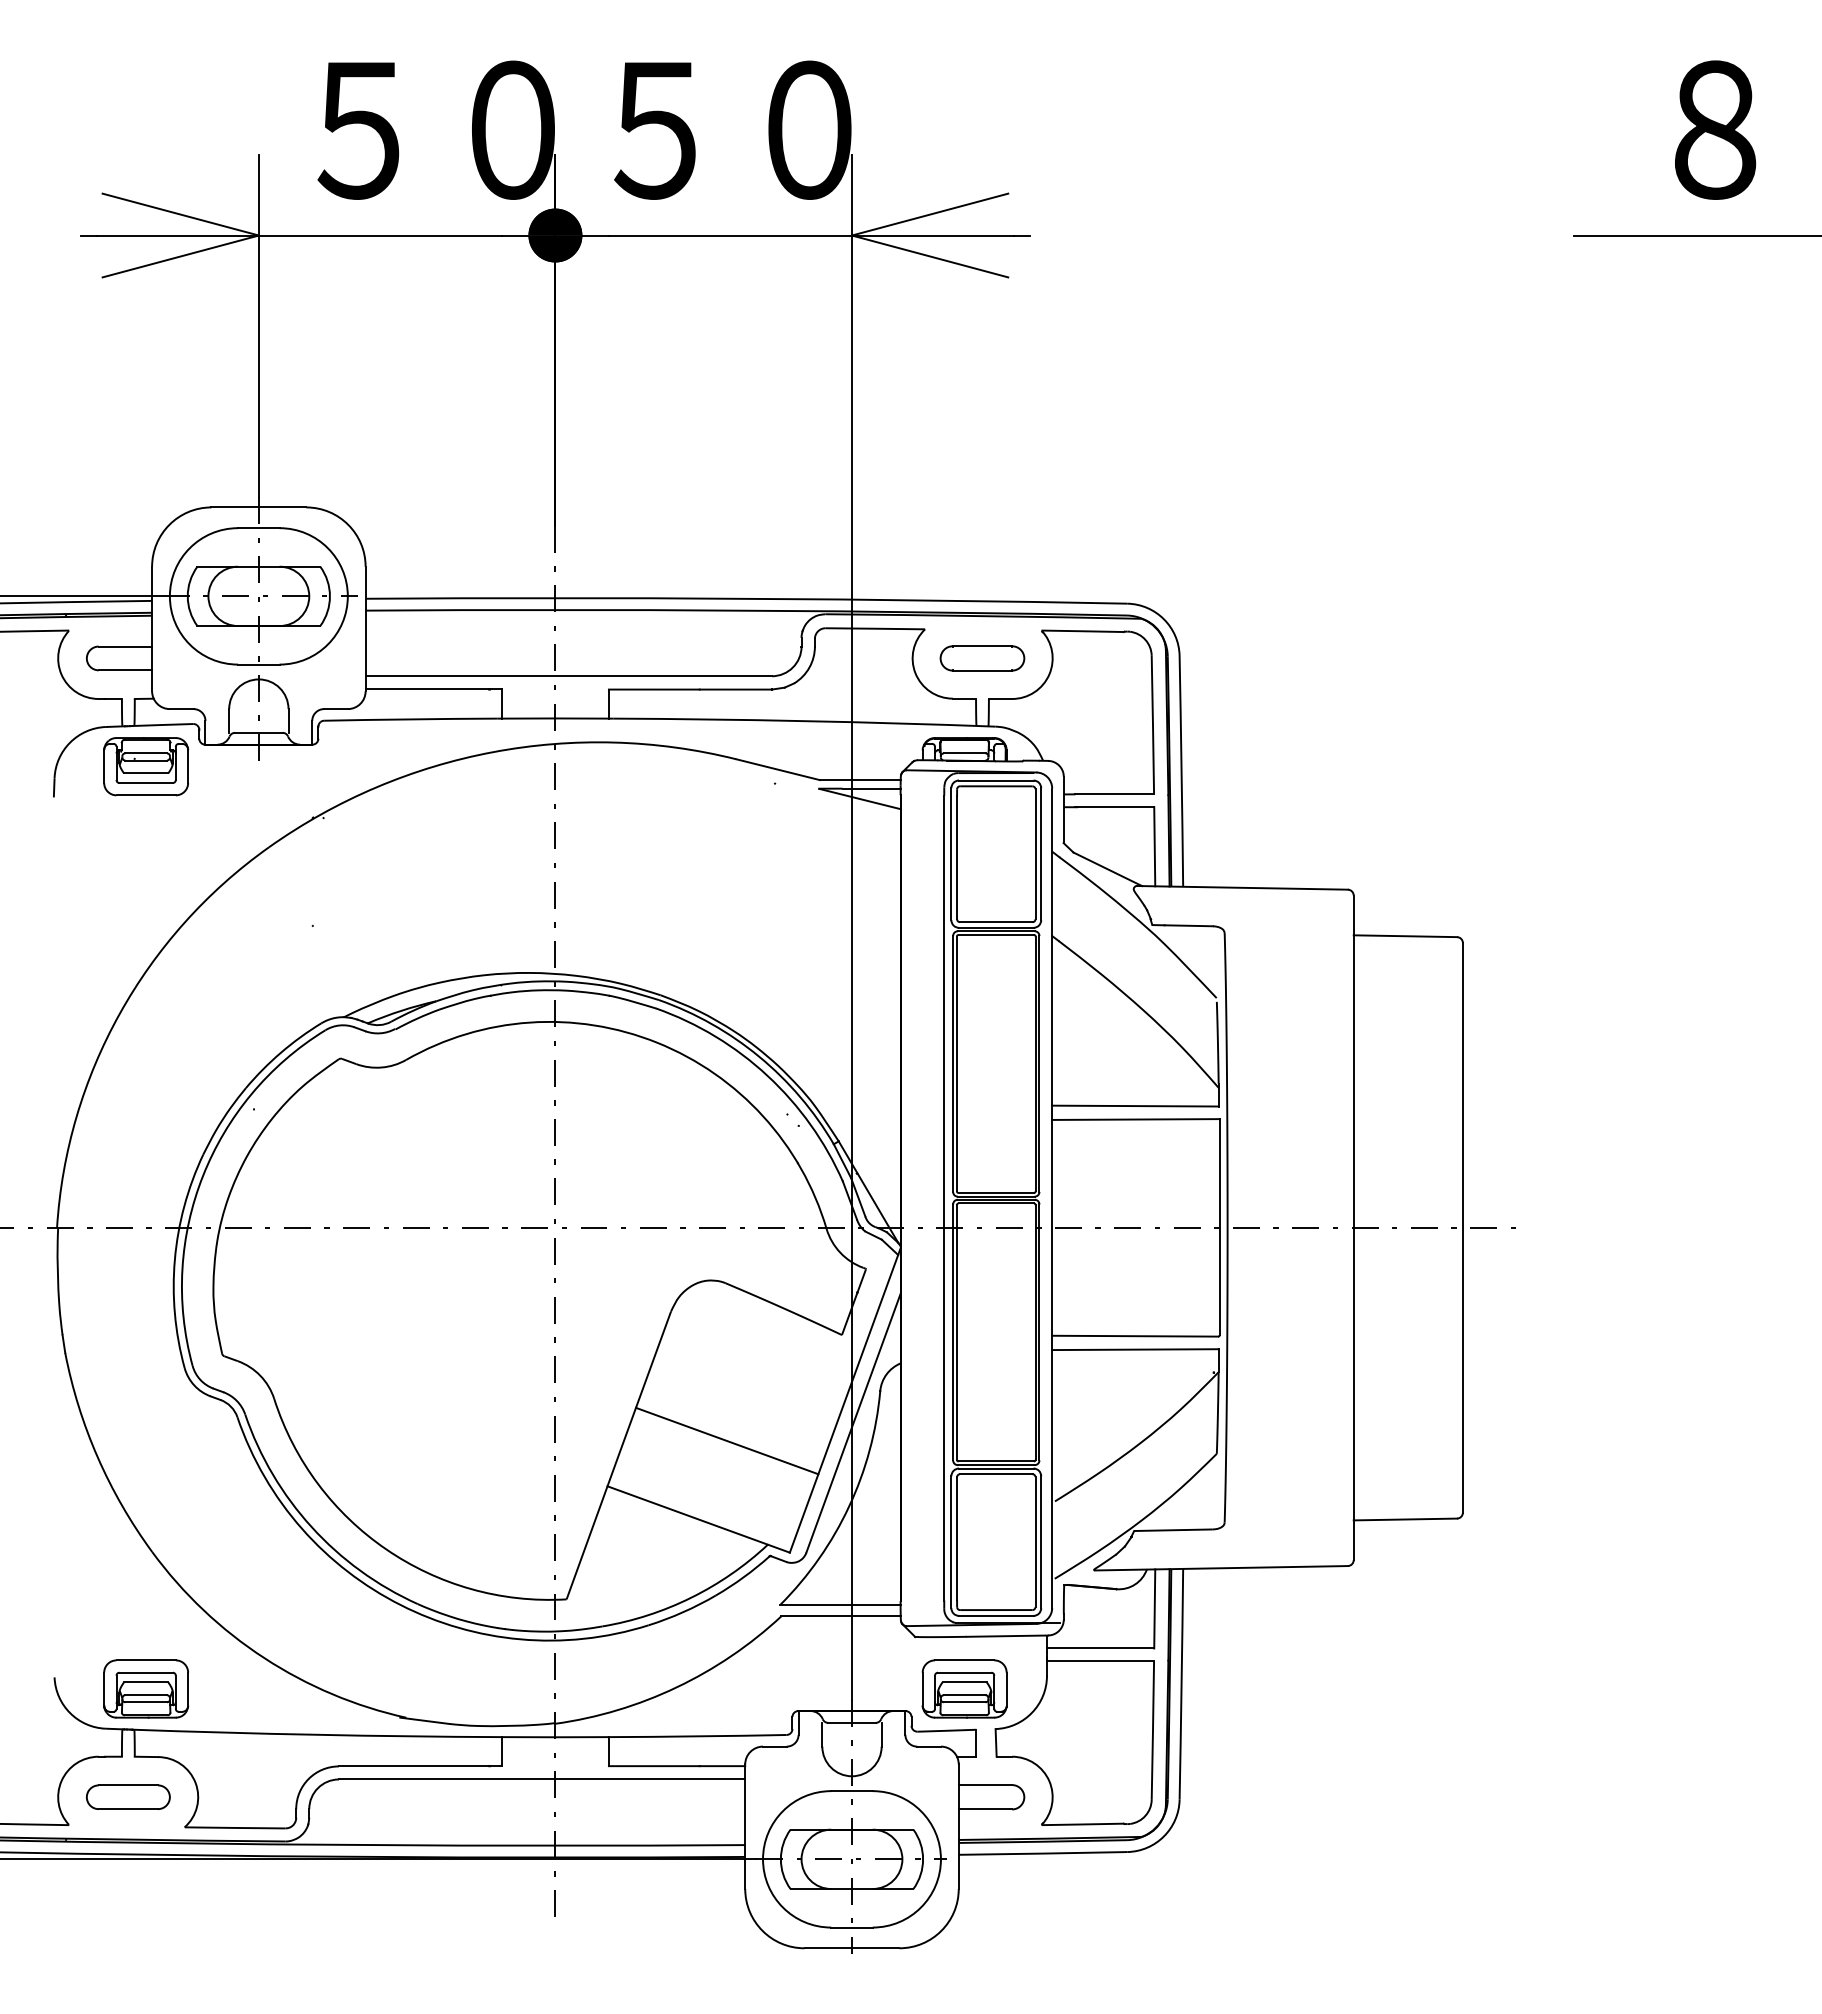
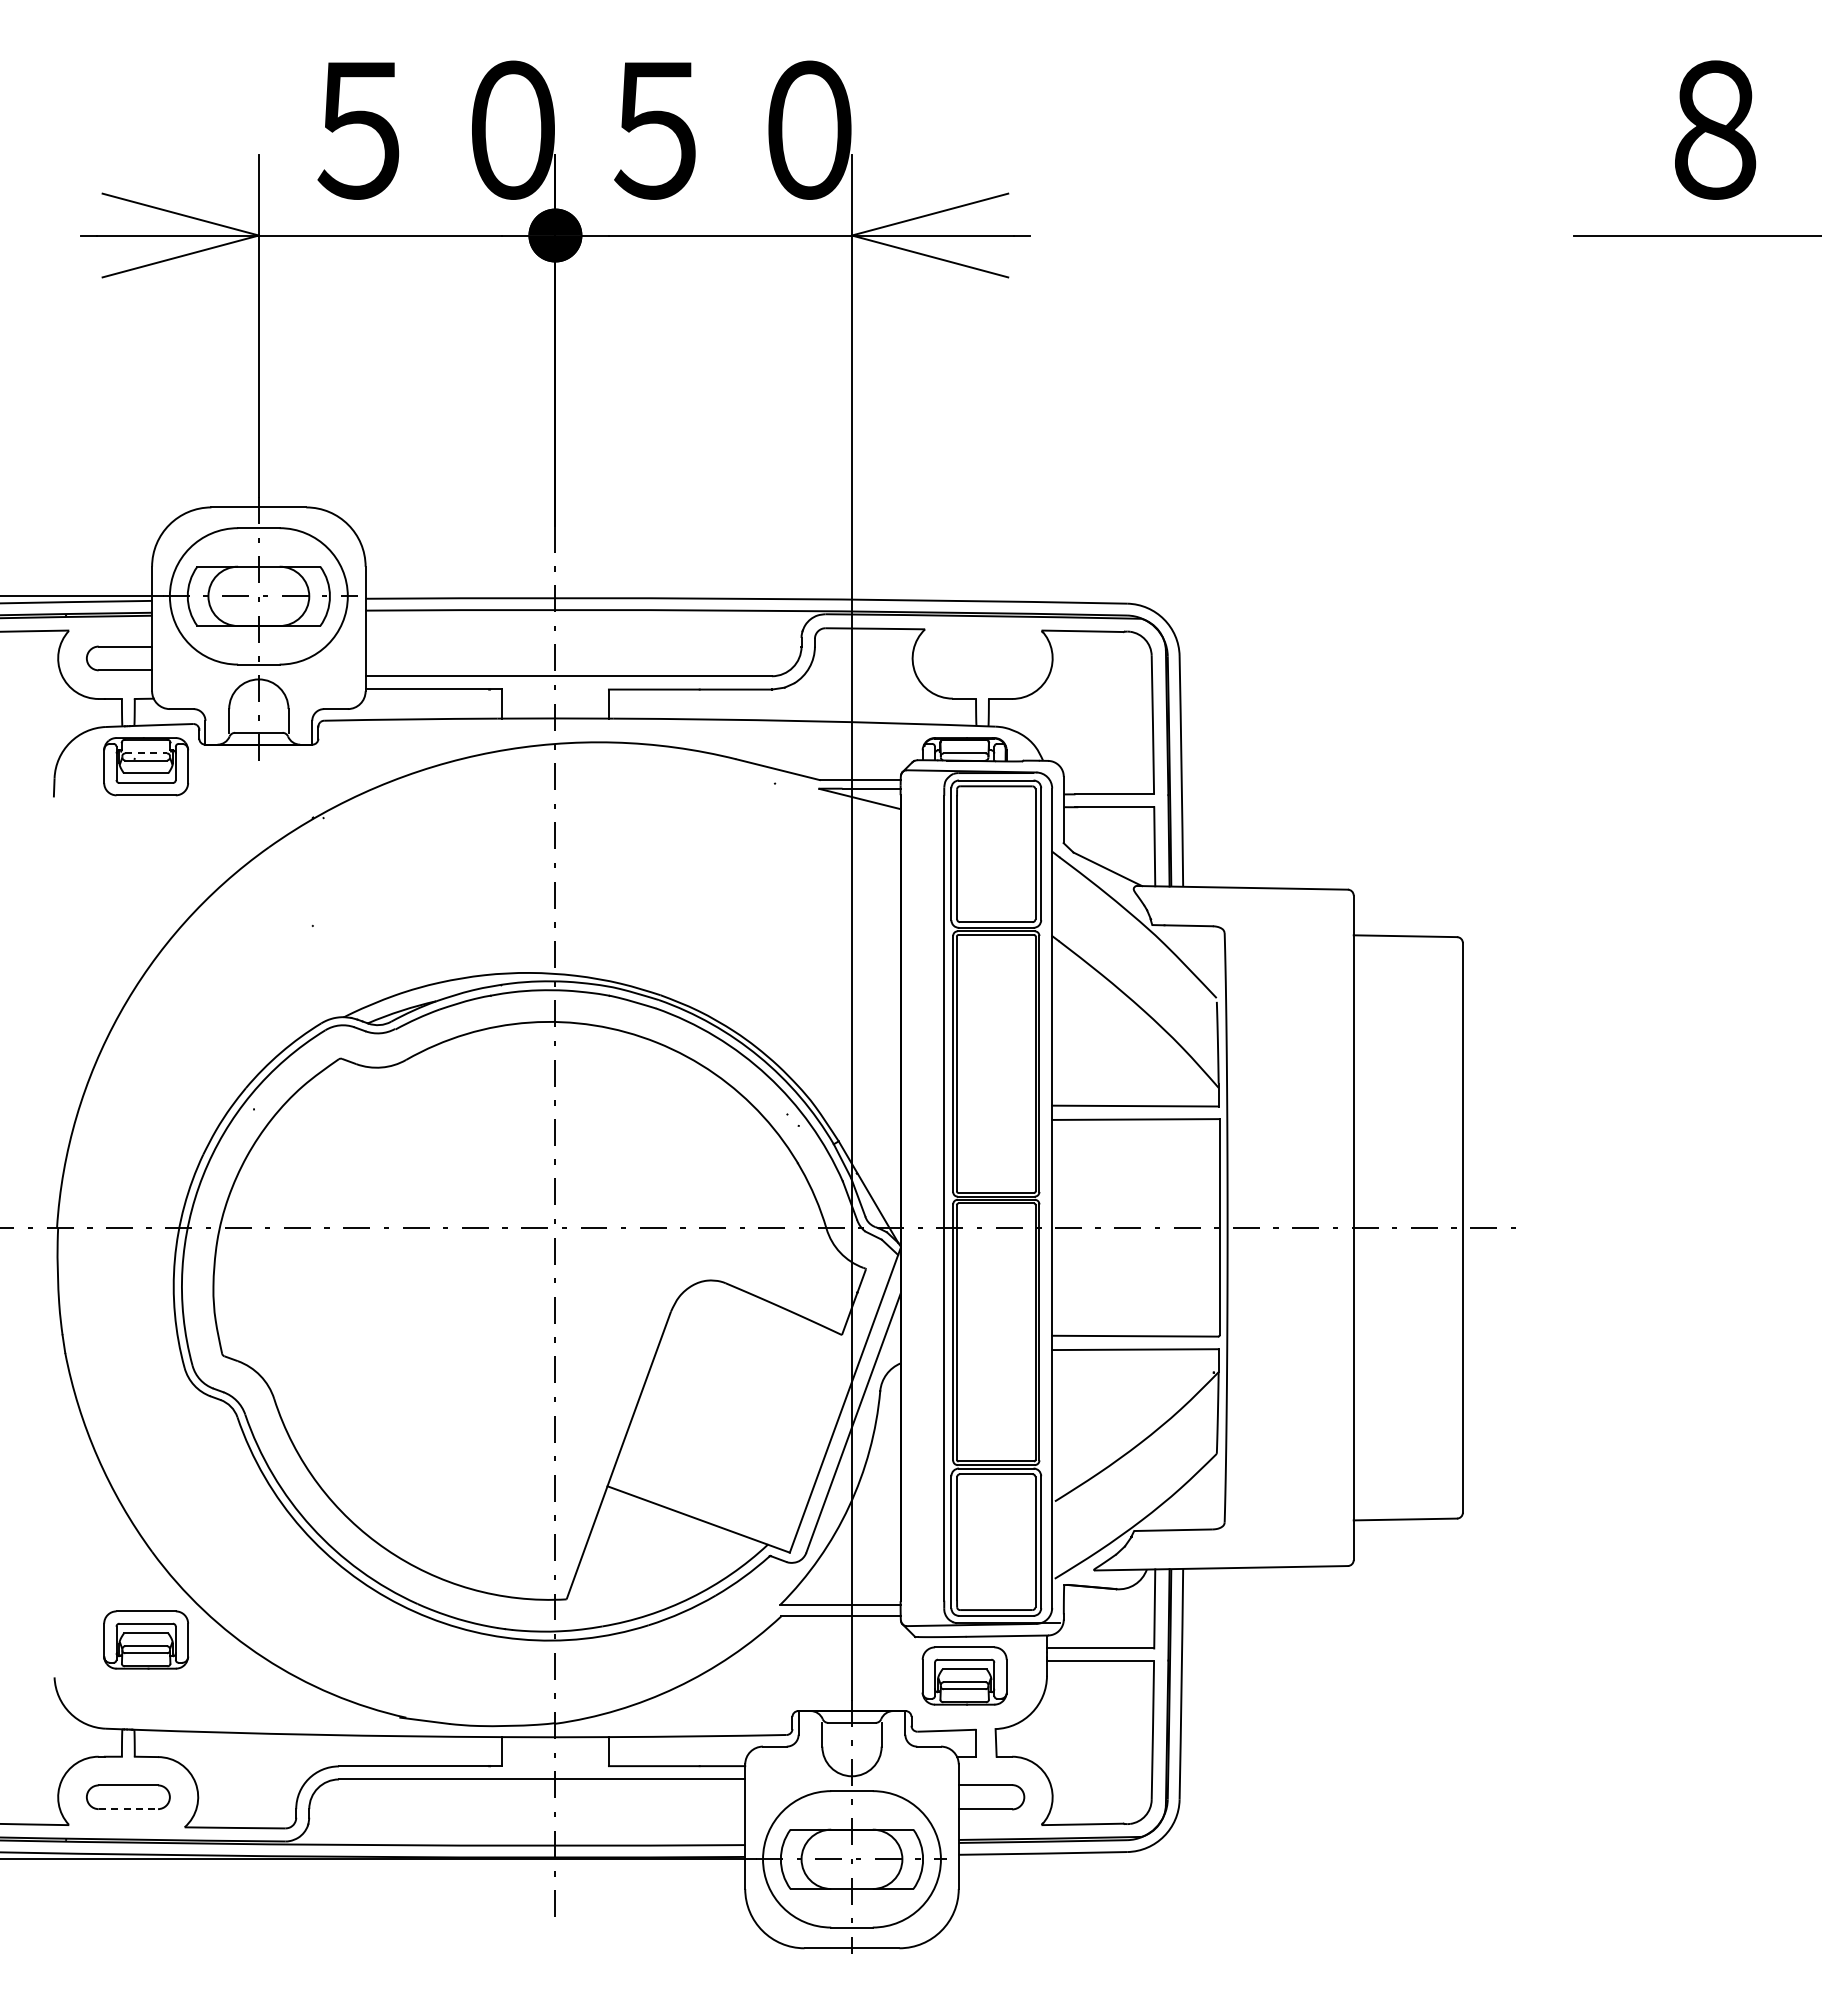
part: present -> none (982, 658)
line: solid -> dashed (146, 753)
line: present -> none (727, 1440)
part position: (146, 1688) -> (146, 1639) (146, 1639)
part position: (964, 1688) -> (964, 1675) (964, 1675)
line: solid -> dashed (128, 1809)
